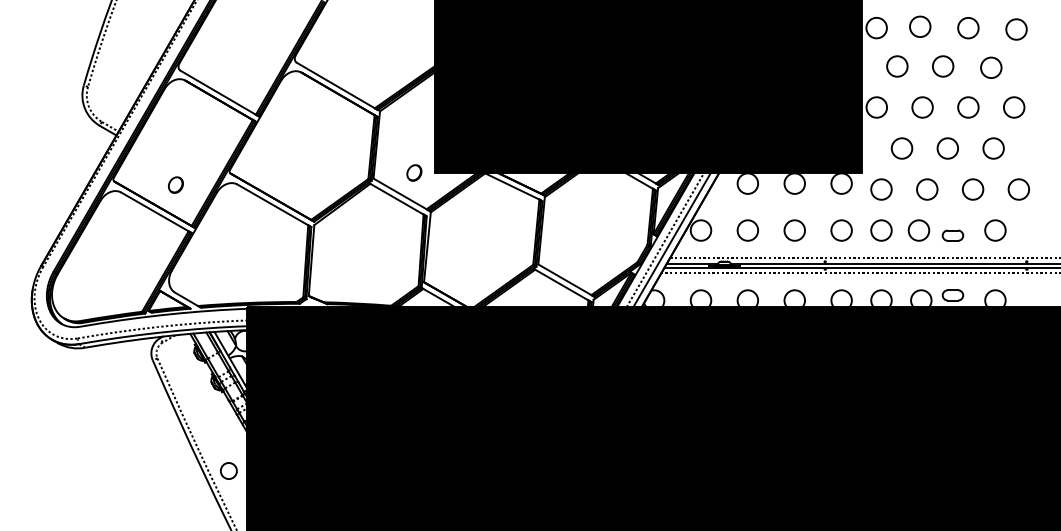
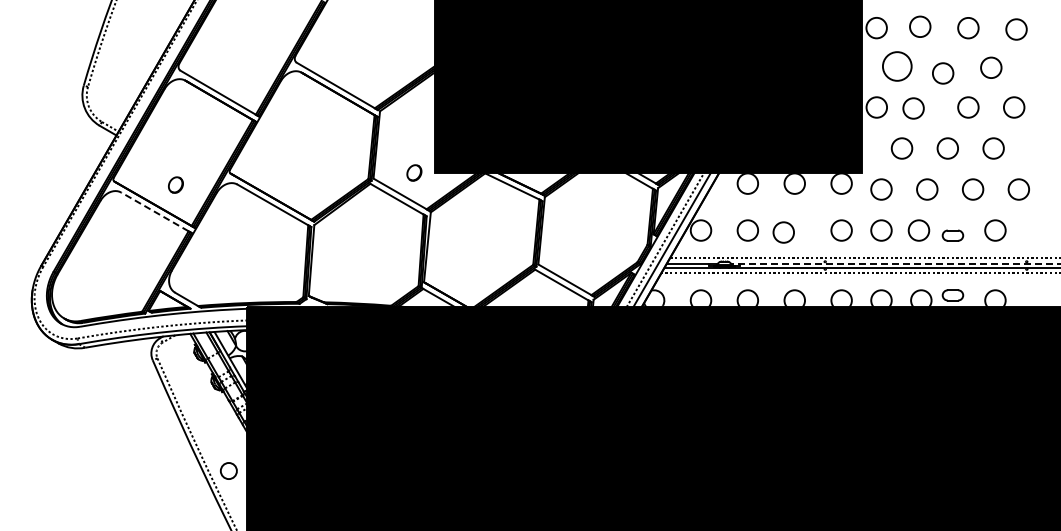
circle size: 23x23 px -> 31x31 px (897, 66)
circle position: (943, 66) -> (943, 73) (943, 73)
circle position: (922, 107) -> (913, 108) (913, 108)
line: solid -> dashed (154, 211)
circle position: (794, 230) -> (783, 232) (783, 232)
line: solid -> dashed (895, 263)
